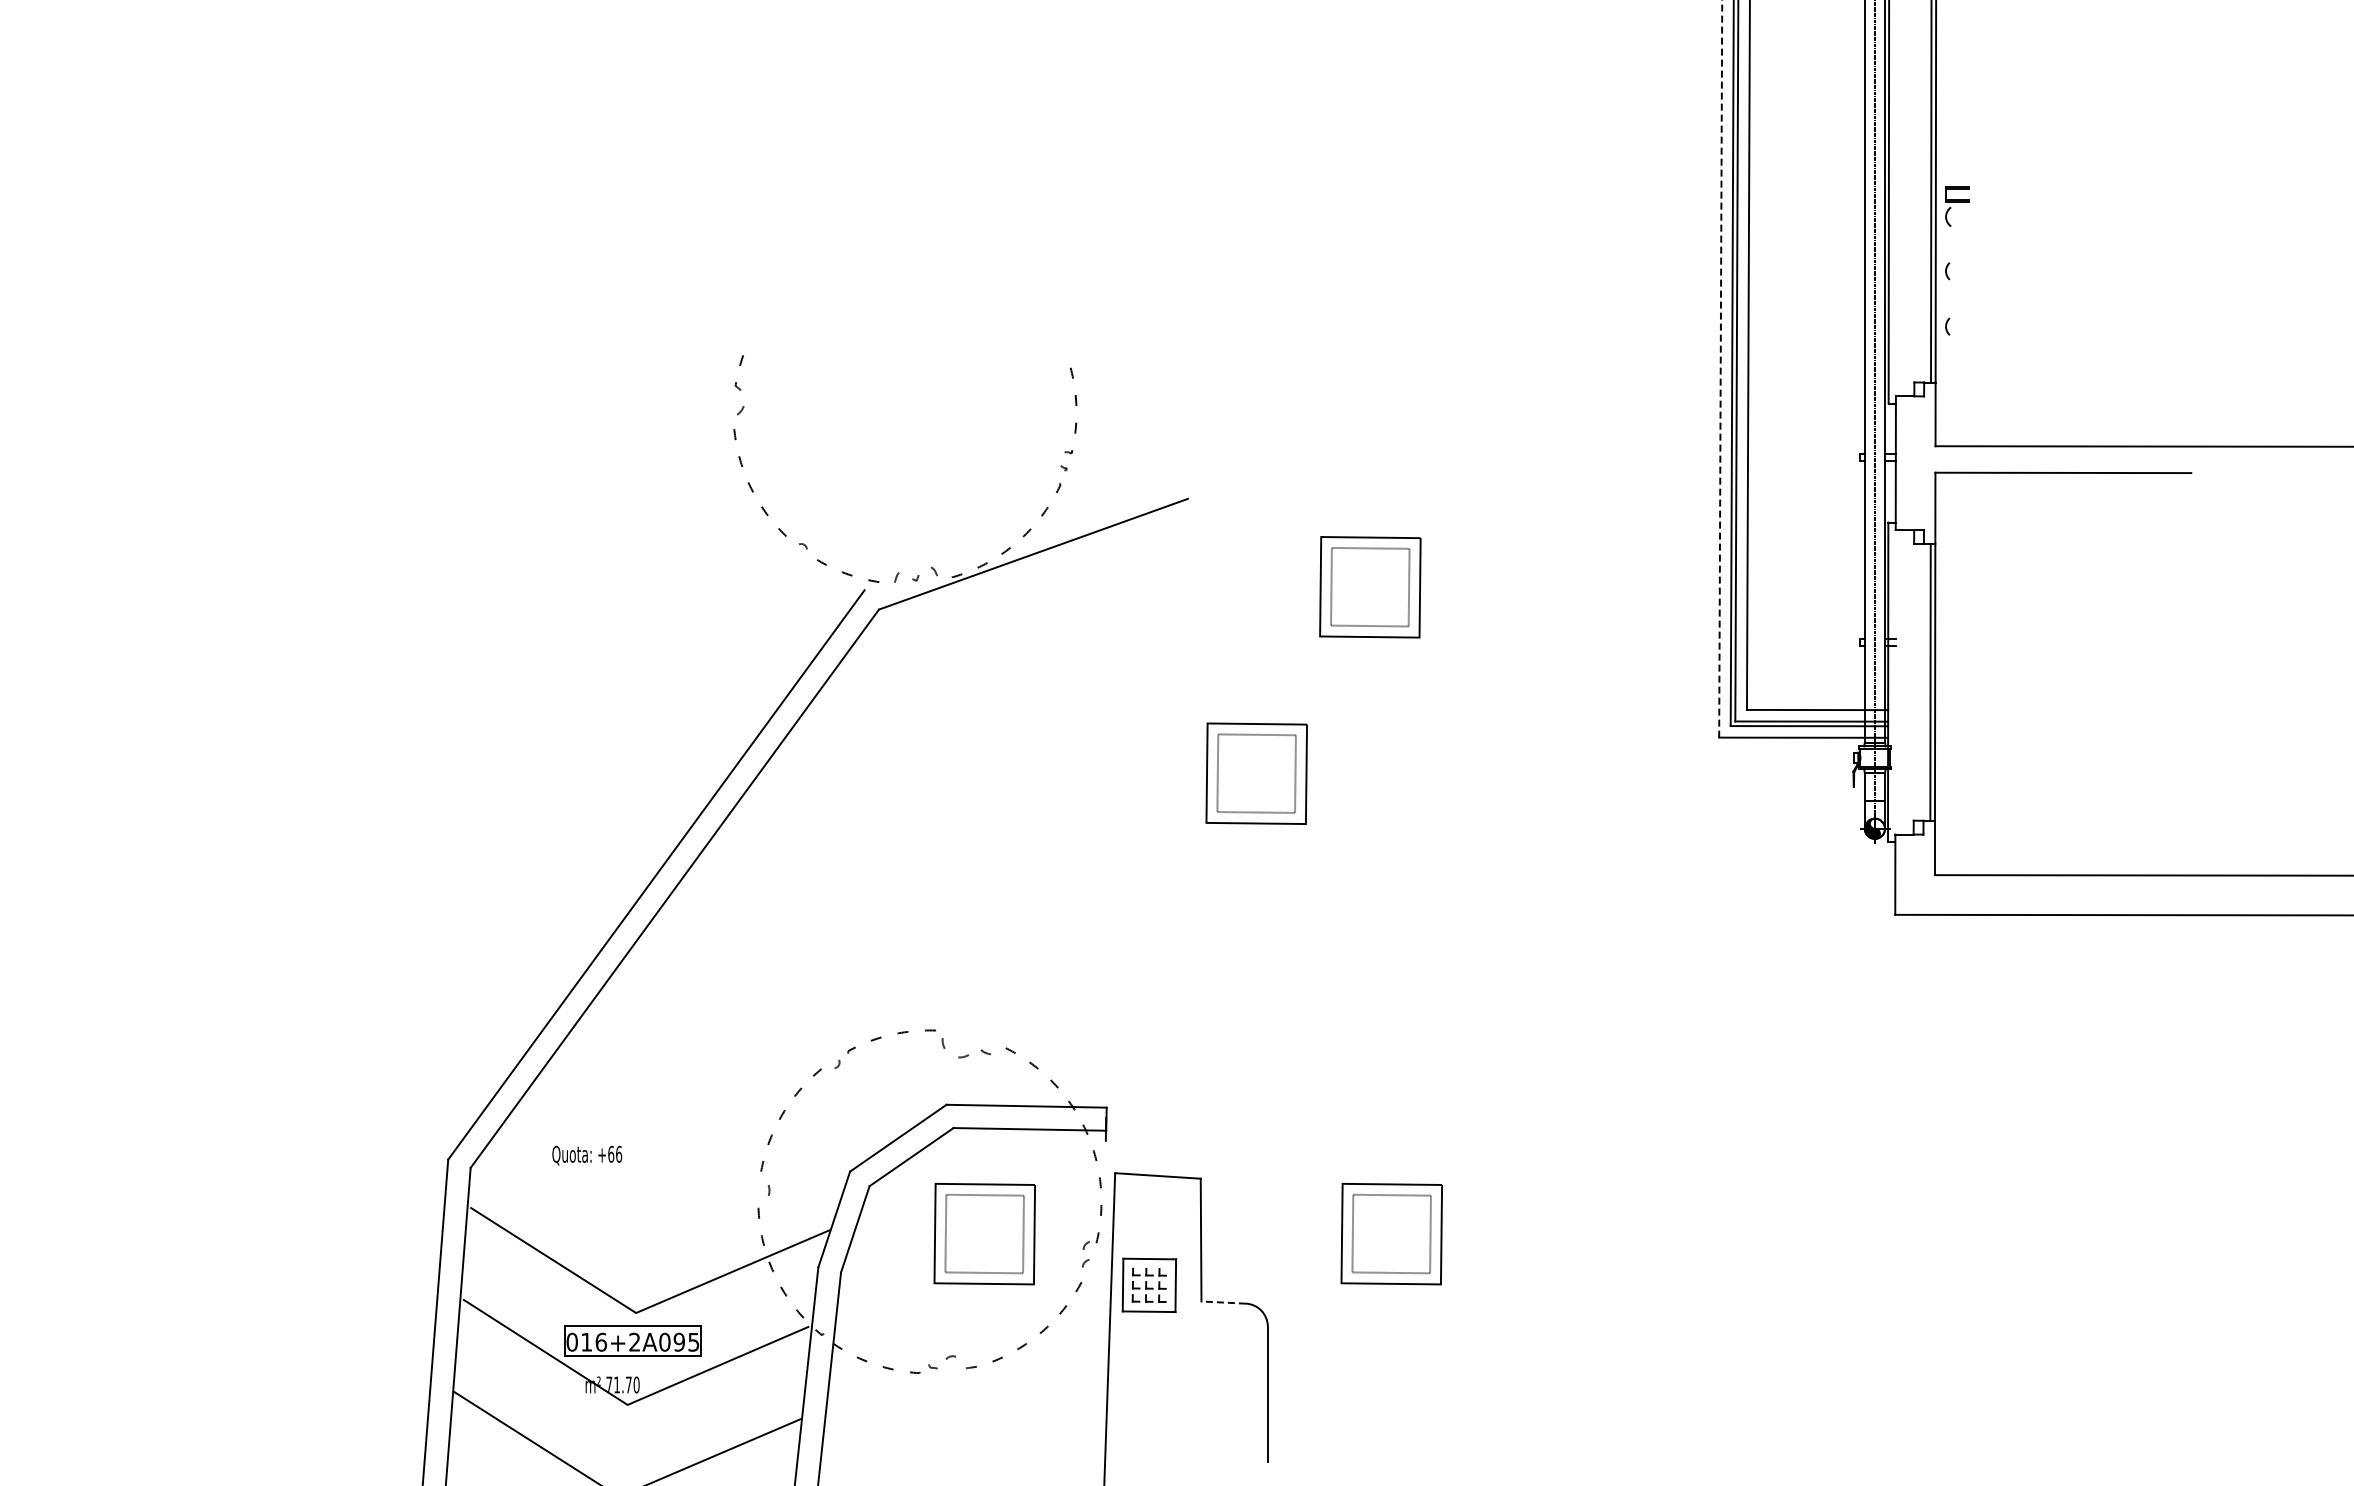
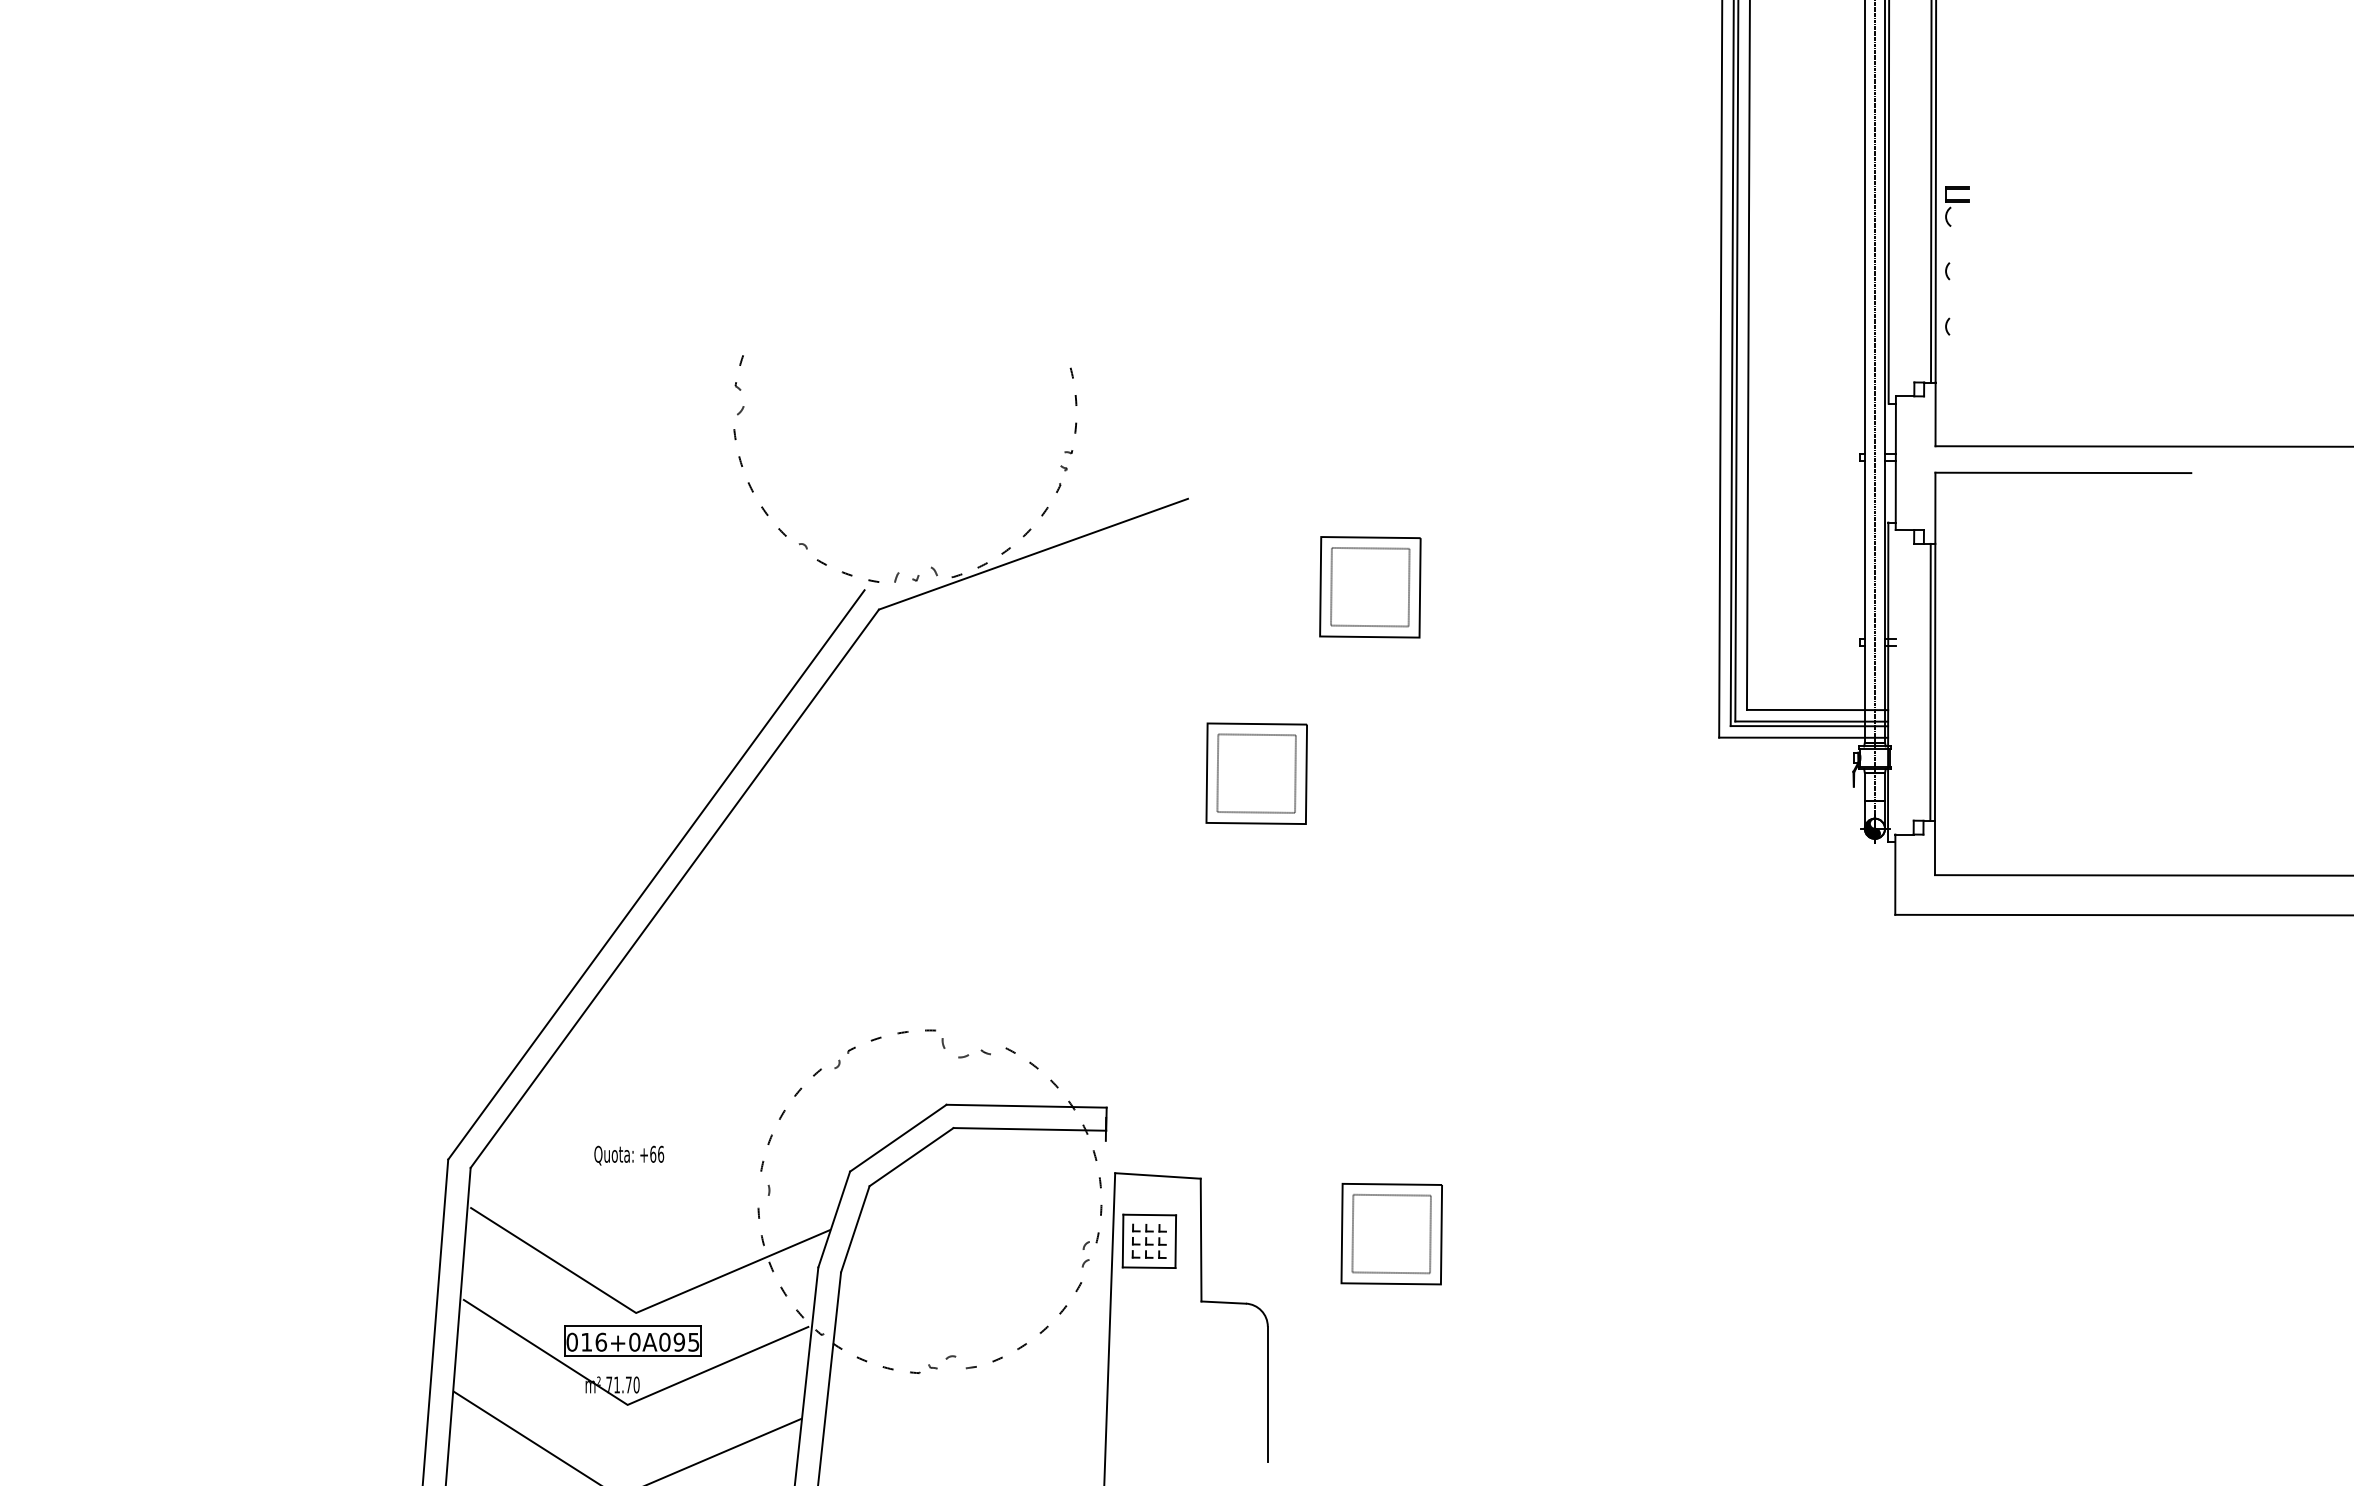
line: dashed -> solid (1720, 368)
text position: (587, 1155) -> (629, 1155) (629, 1155)
part: present -> none (984, 1234)
part position: (1149, 1284) -> (1149, 1240) (1149, 1240)
line: dashed -> solid (1223, 1302)
text: 016+2A095 -> 016+0A095 (634, 1341)
